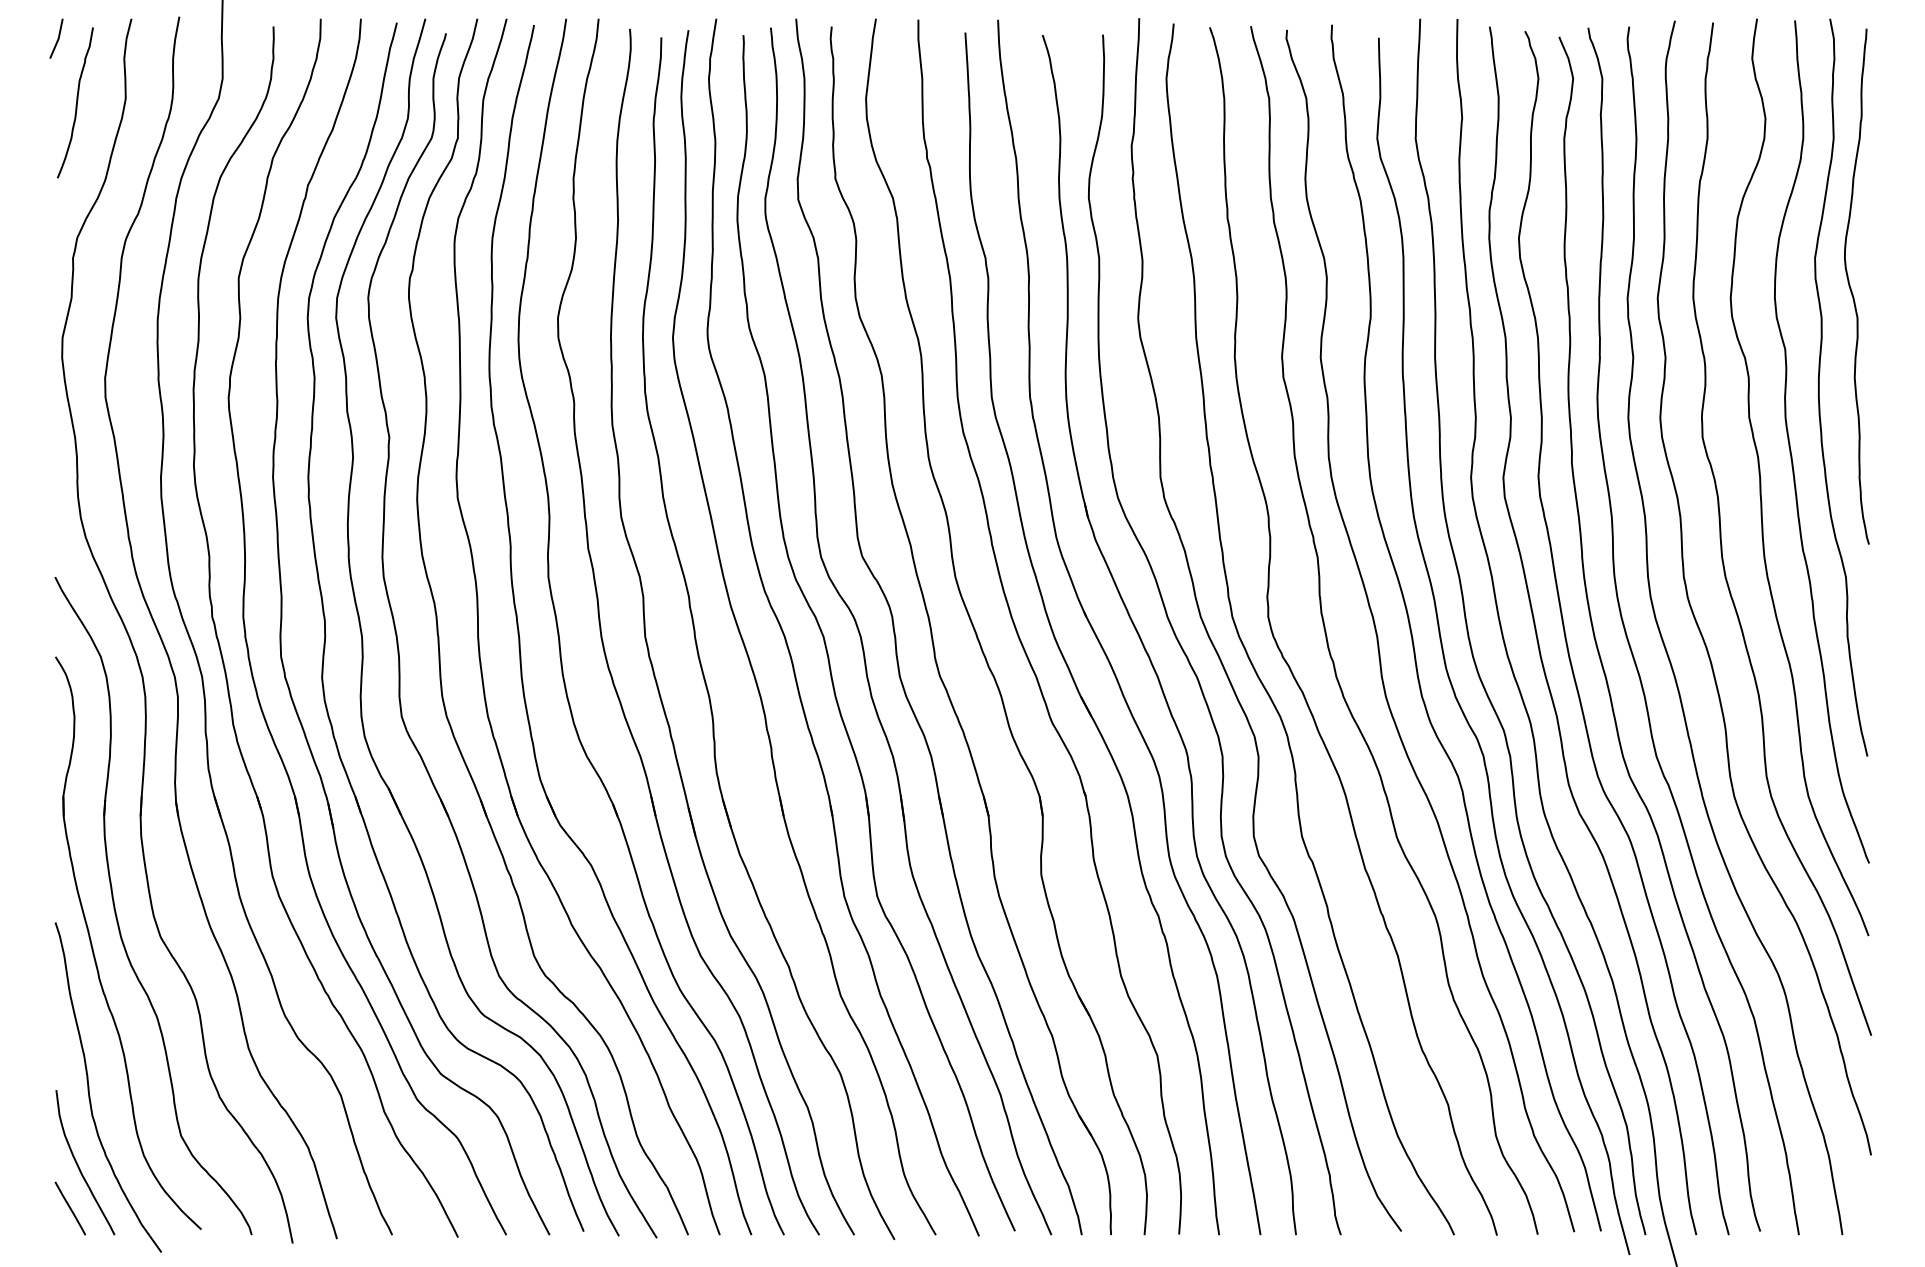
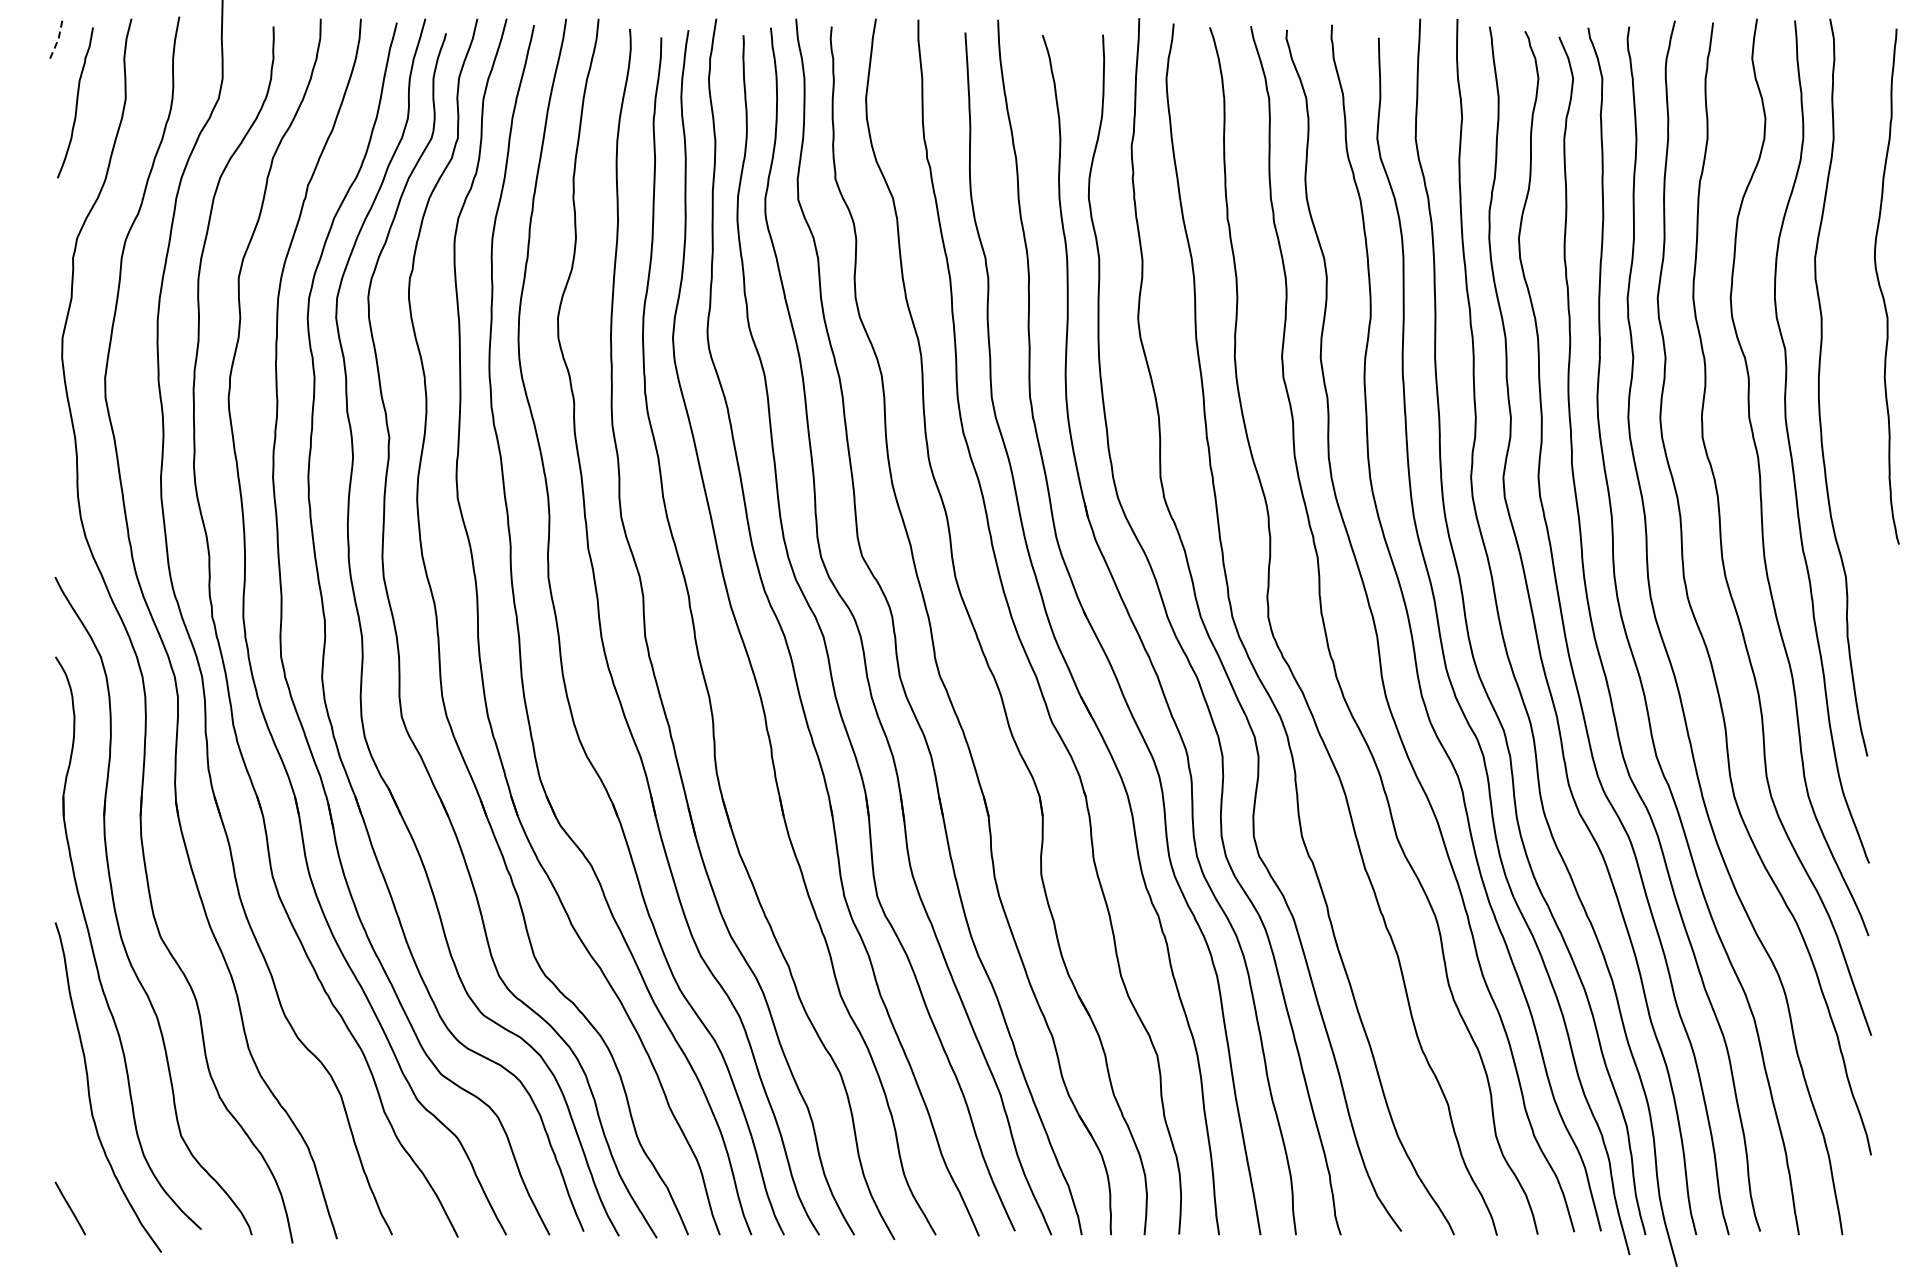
line: solid -> dashed (58, 38)
curve position: (1851, 288) -> (1881, 288) (1881, 288)
curve: present -> none (79, 1166)
